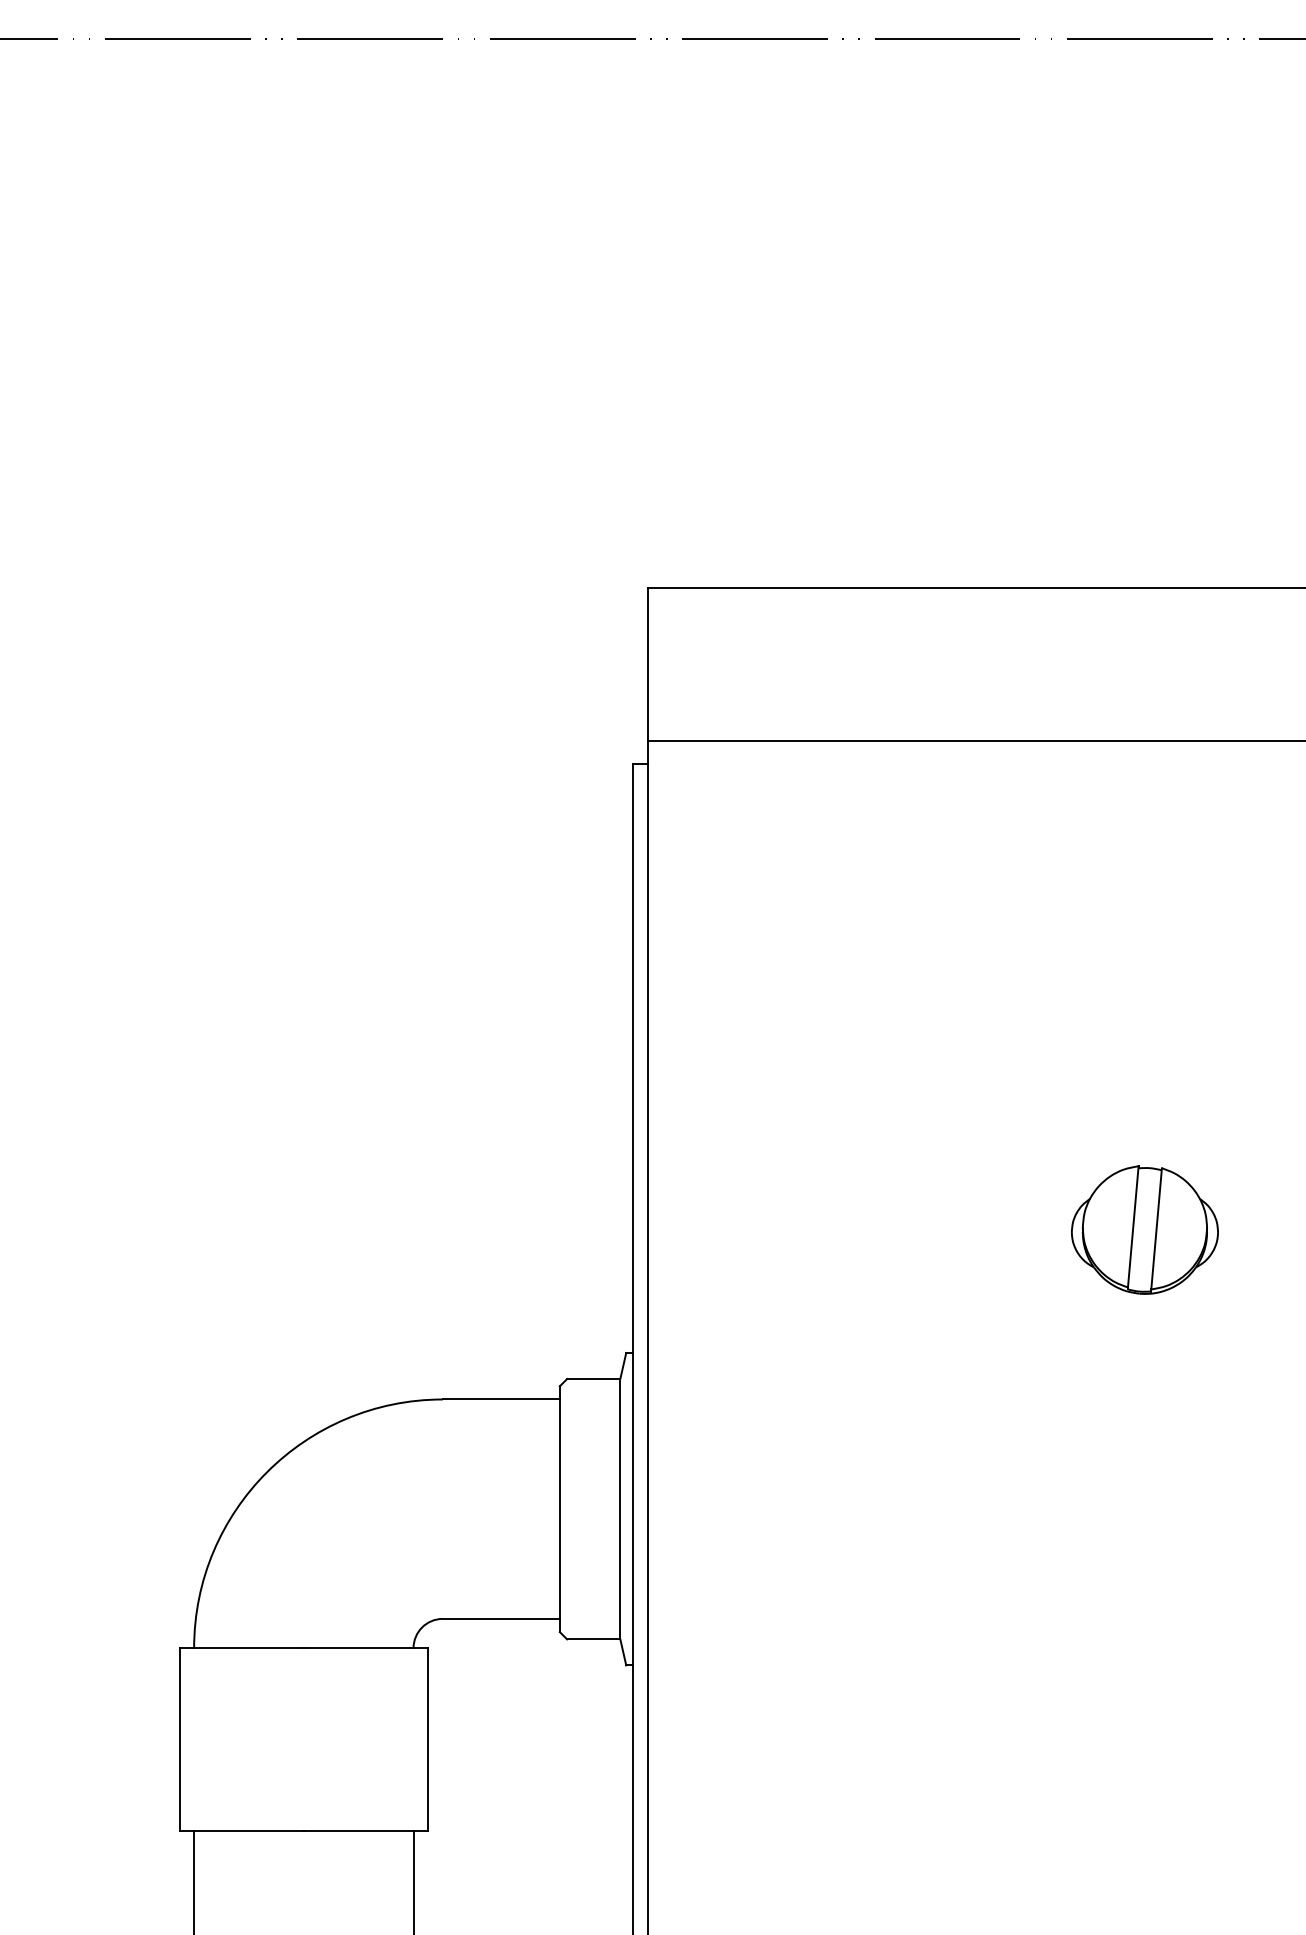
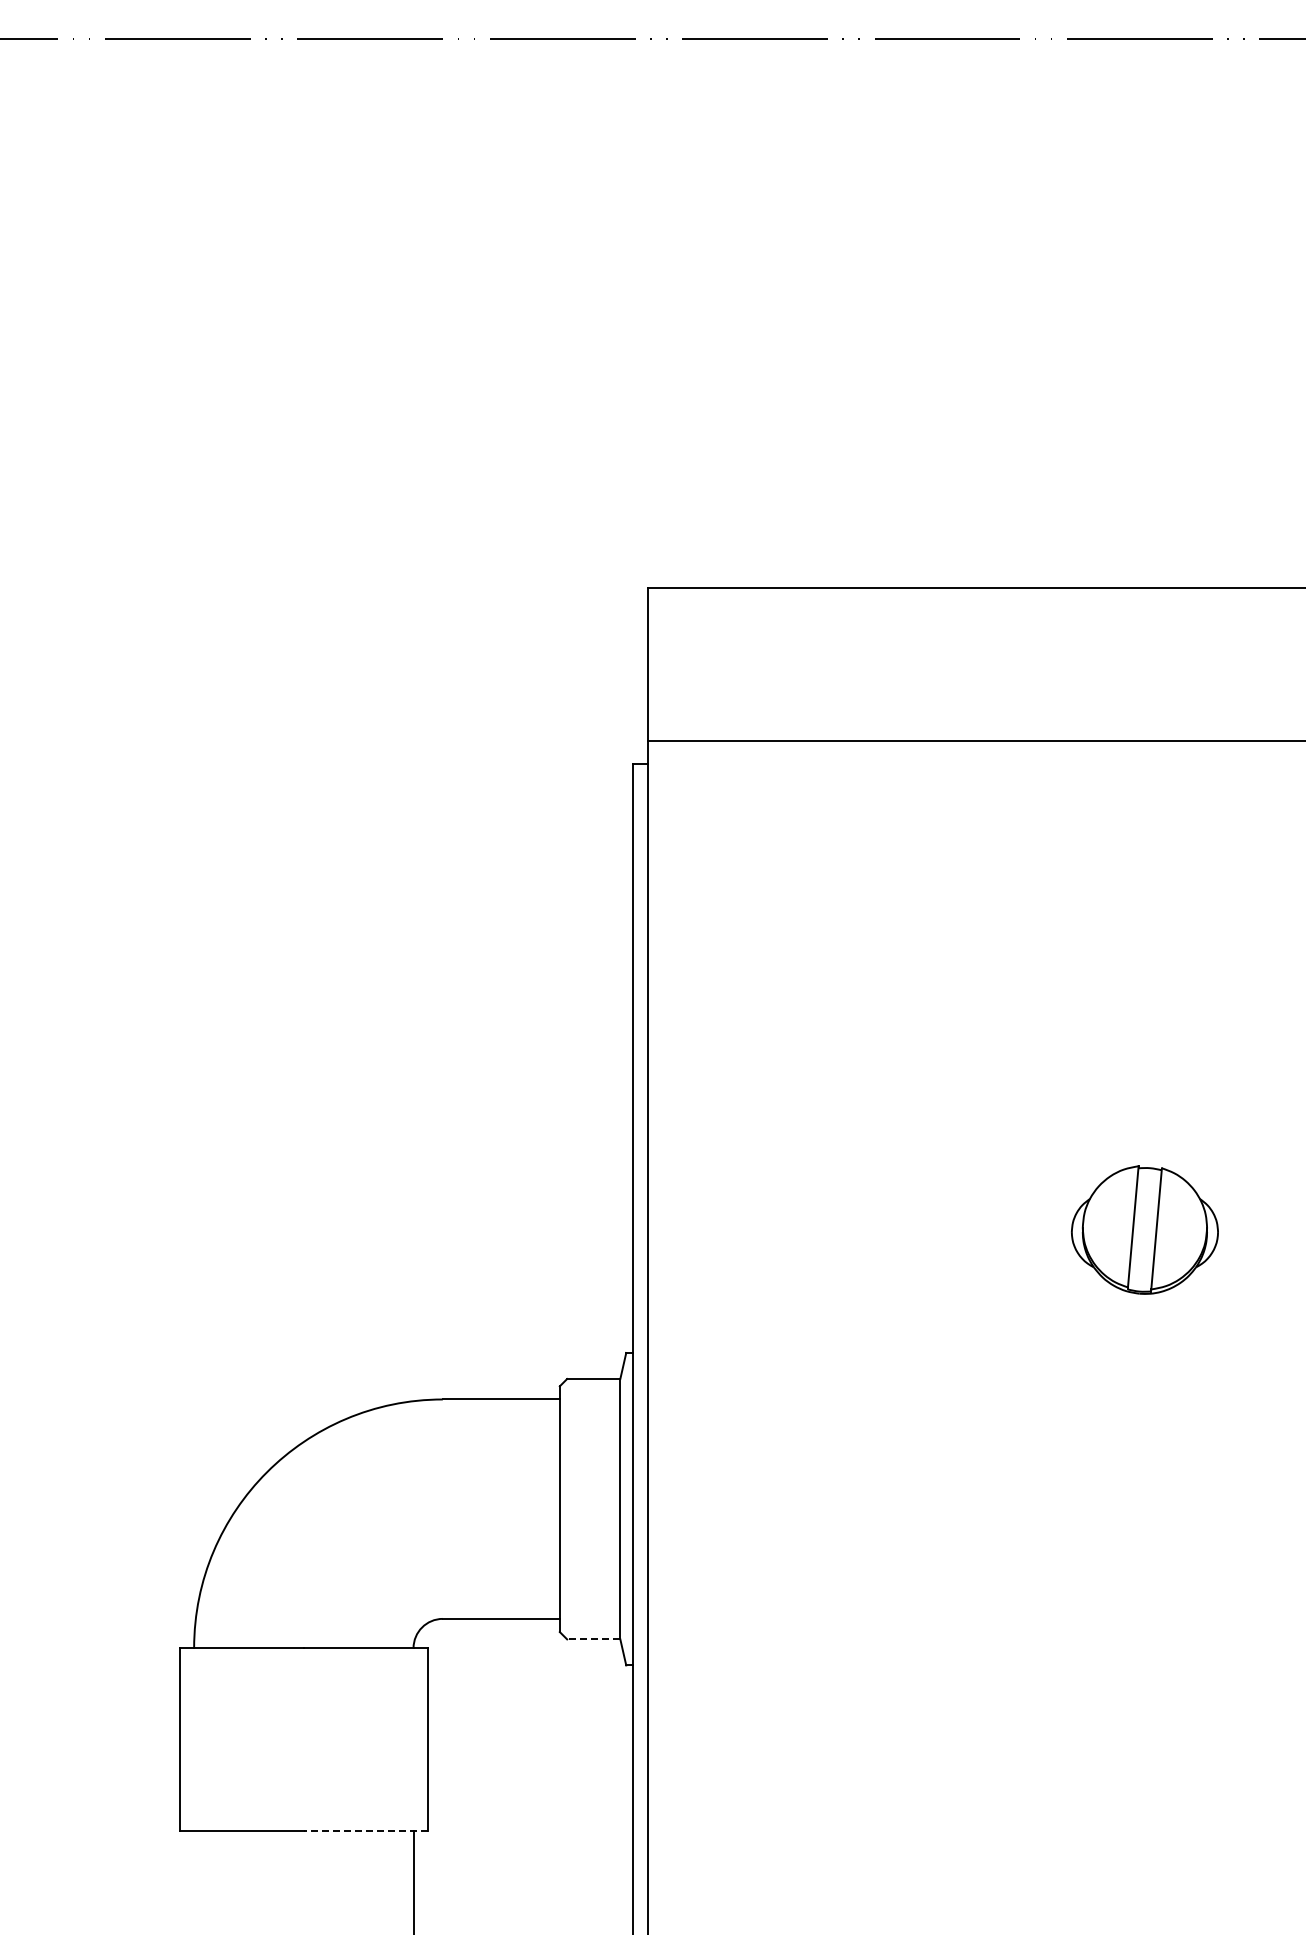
line: solid -> dashed (593, 1639)
line: solid -> dashed (365, 1831)
line: present -> none (194, 1881)
